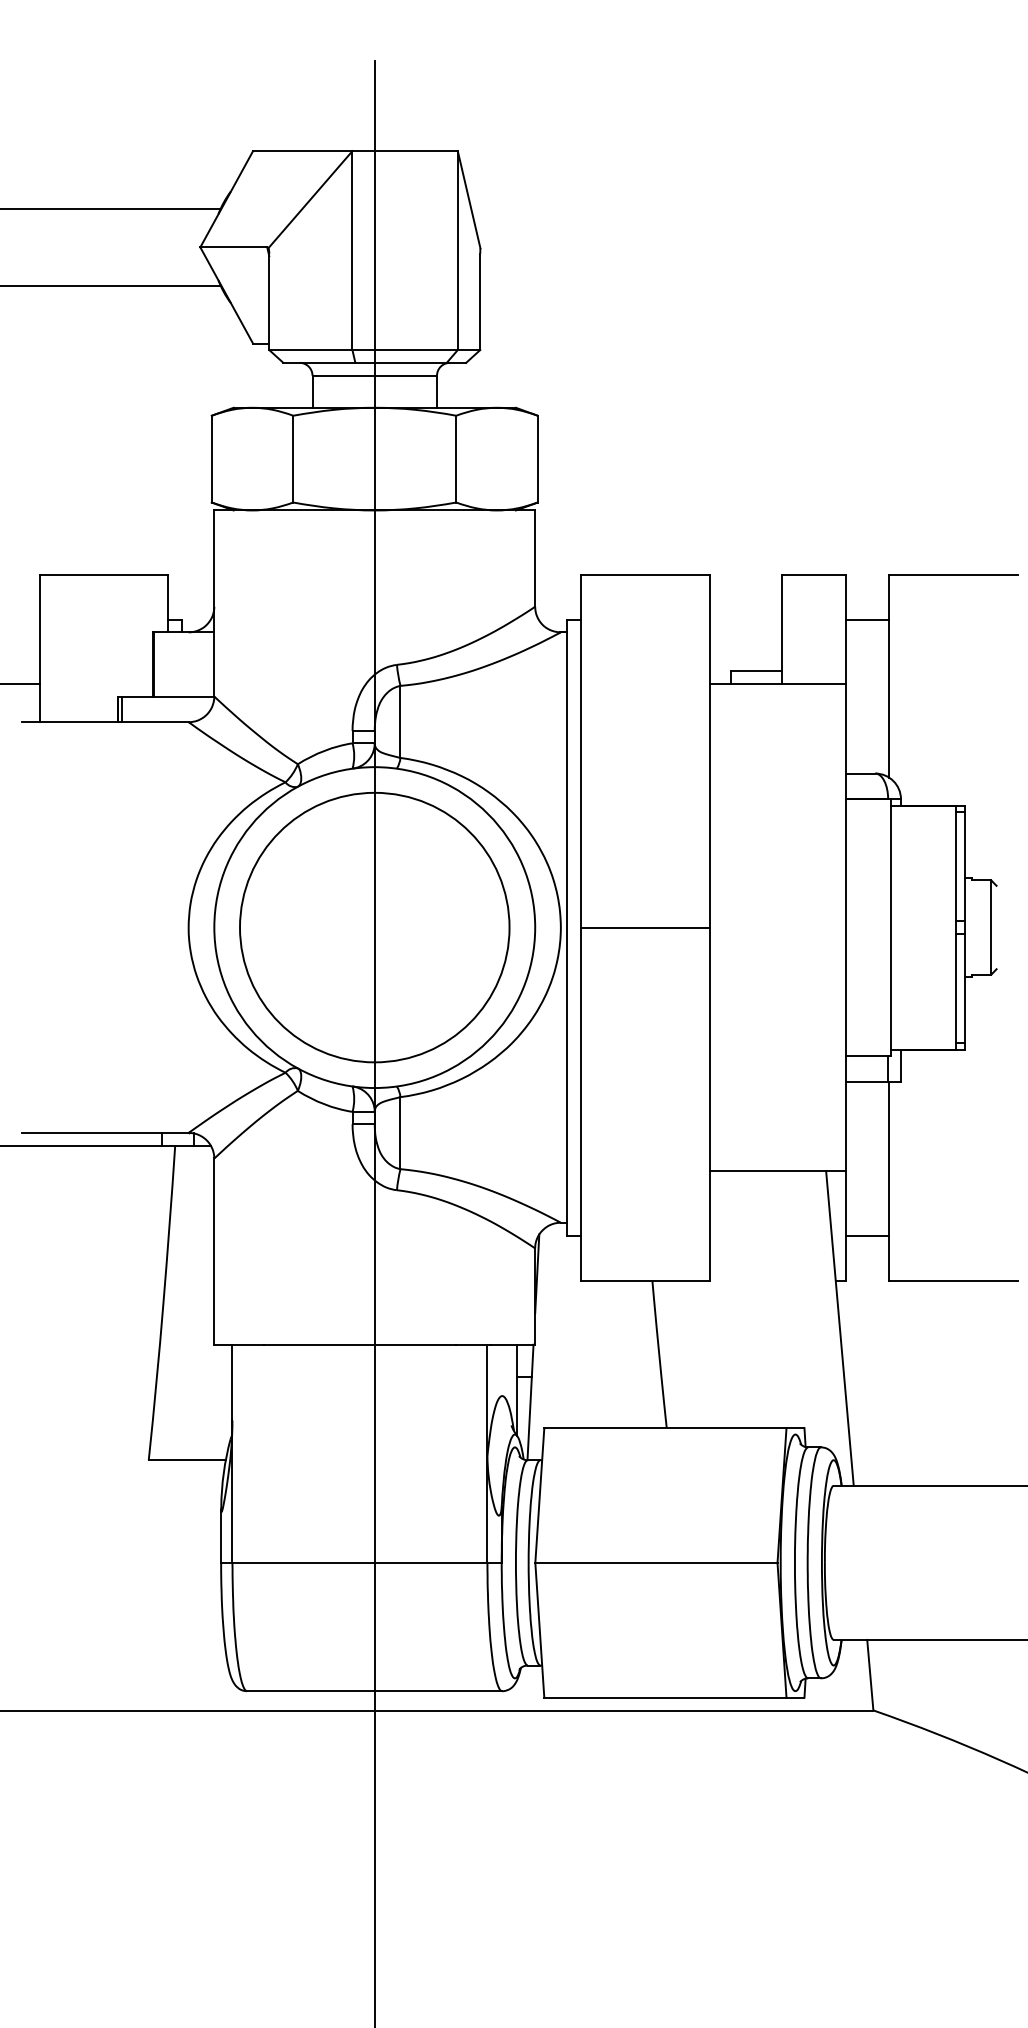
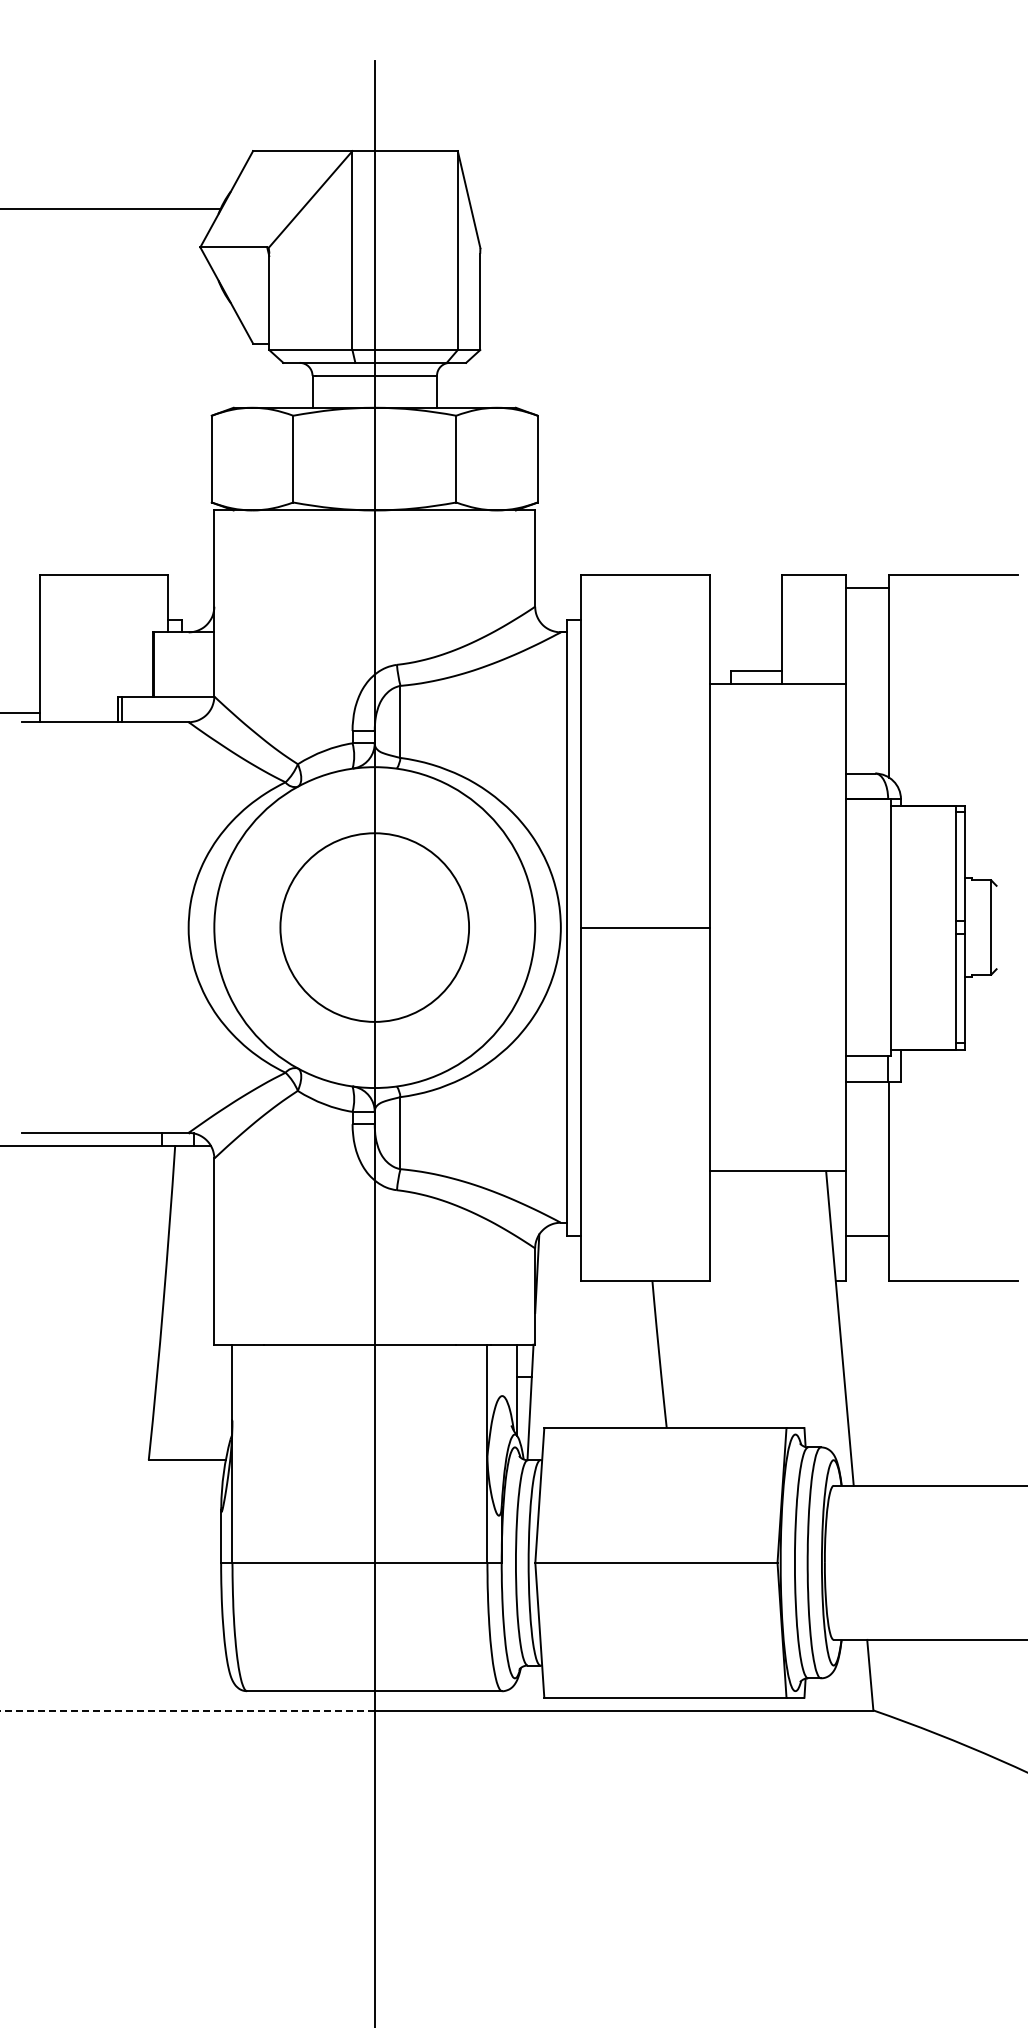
line: present -> none (111, 285)
line position: (867, 619) -> (867, 587) (867, 587)
line position: (20, 683) -> (20, 712) (20, 712)
circle diameter: 270 px -> 189 px (374, 927)
line: solid -> dashed (186, 1710)
